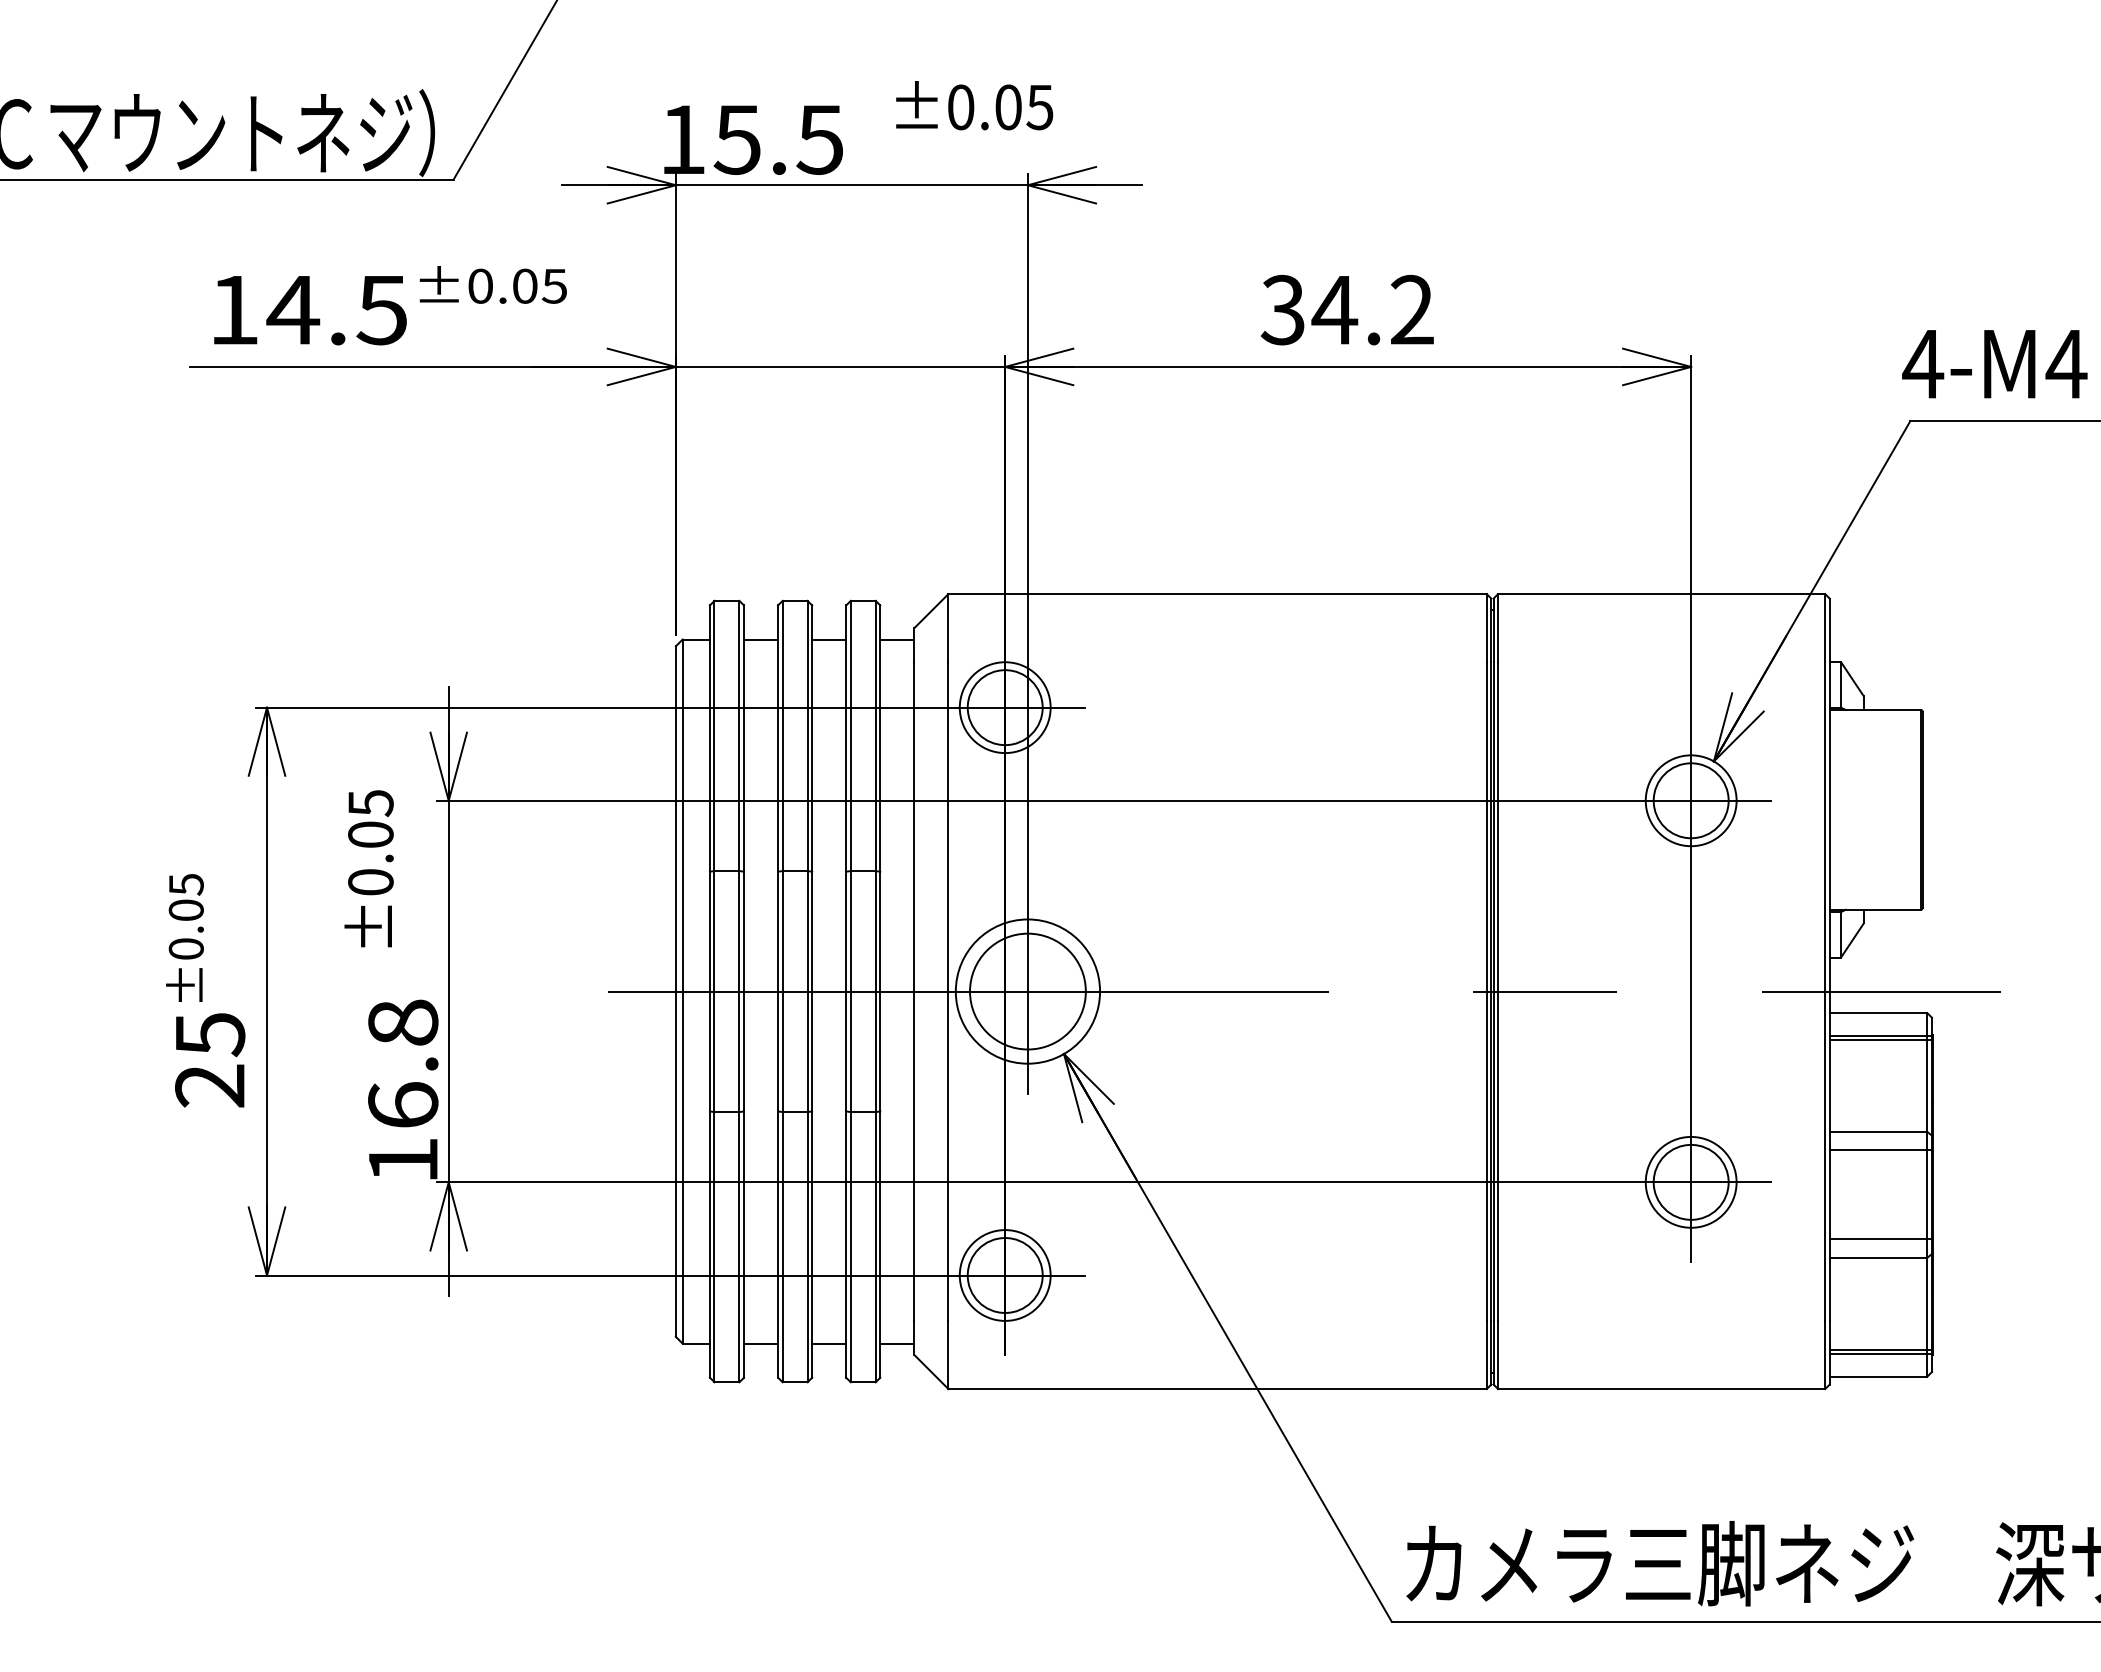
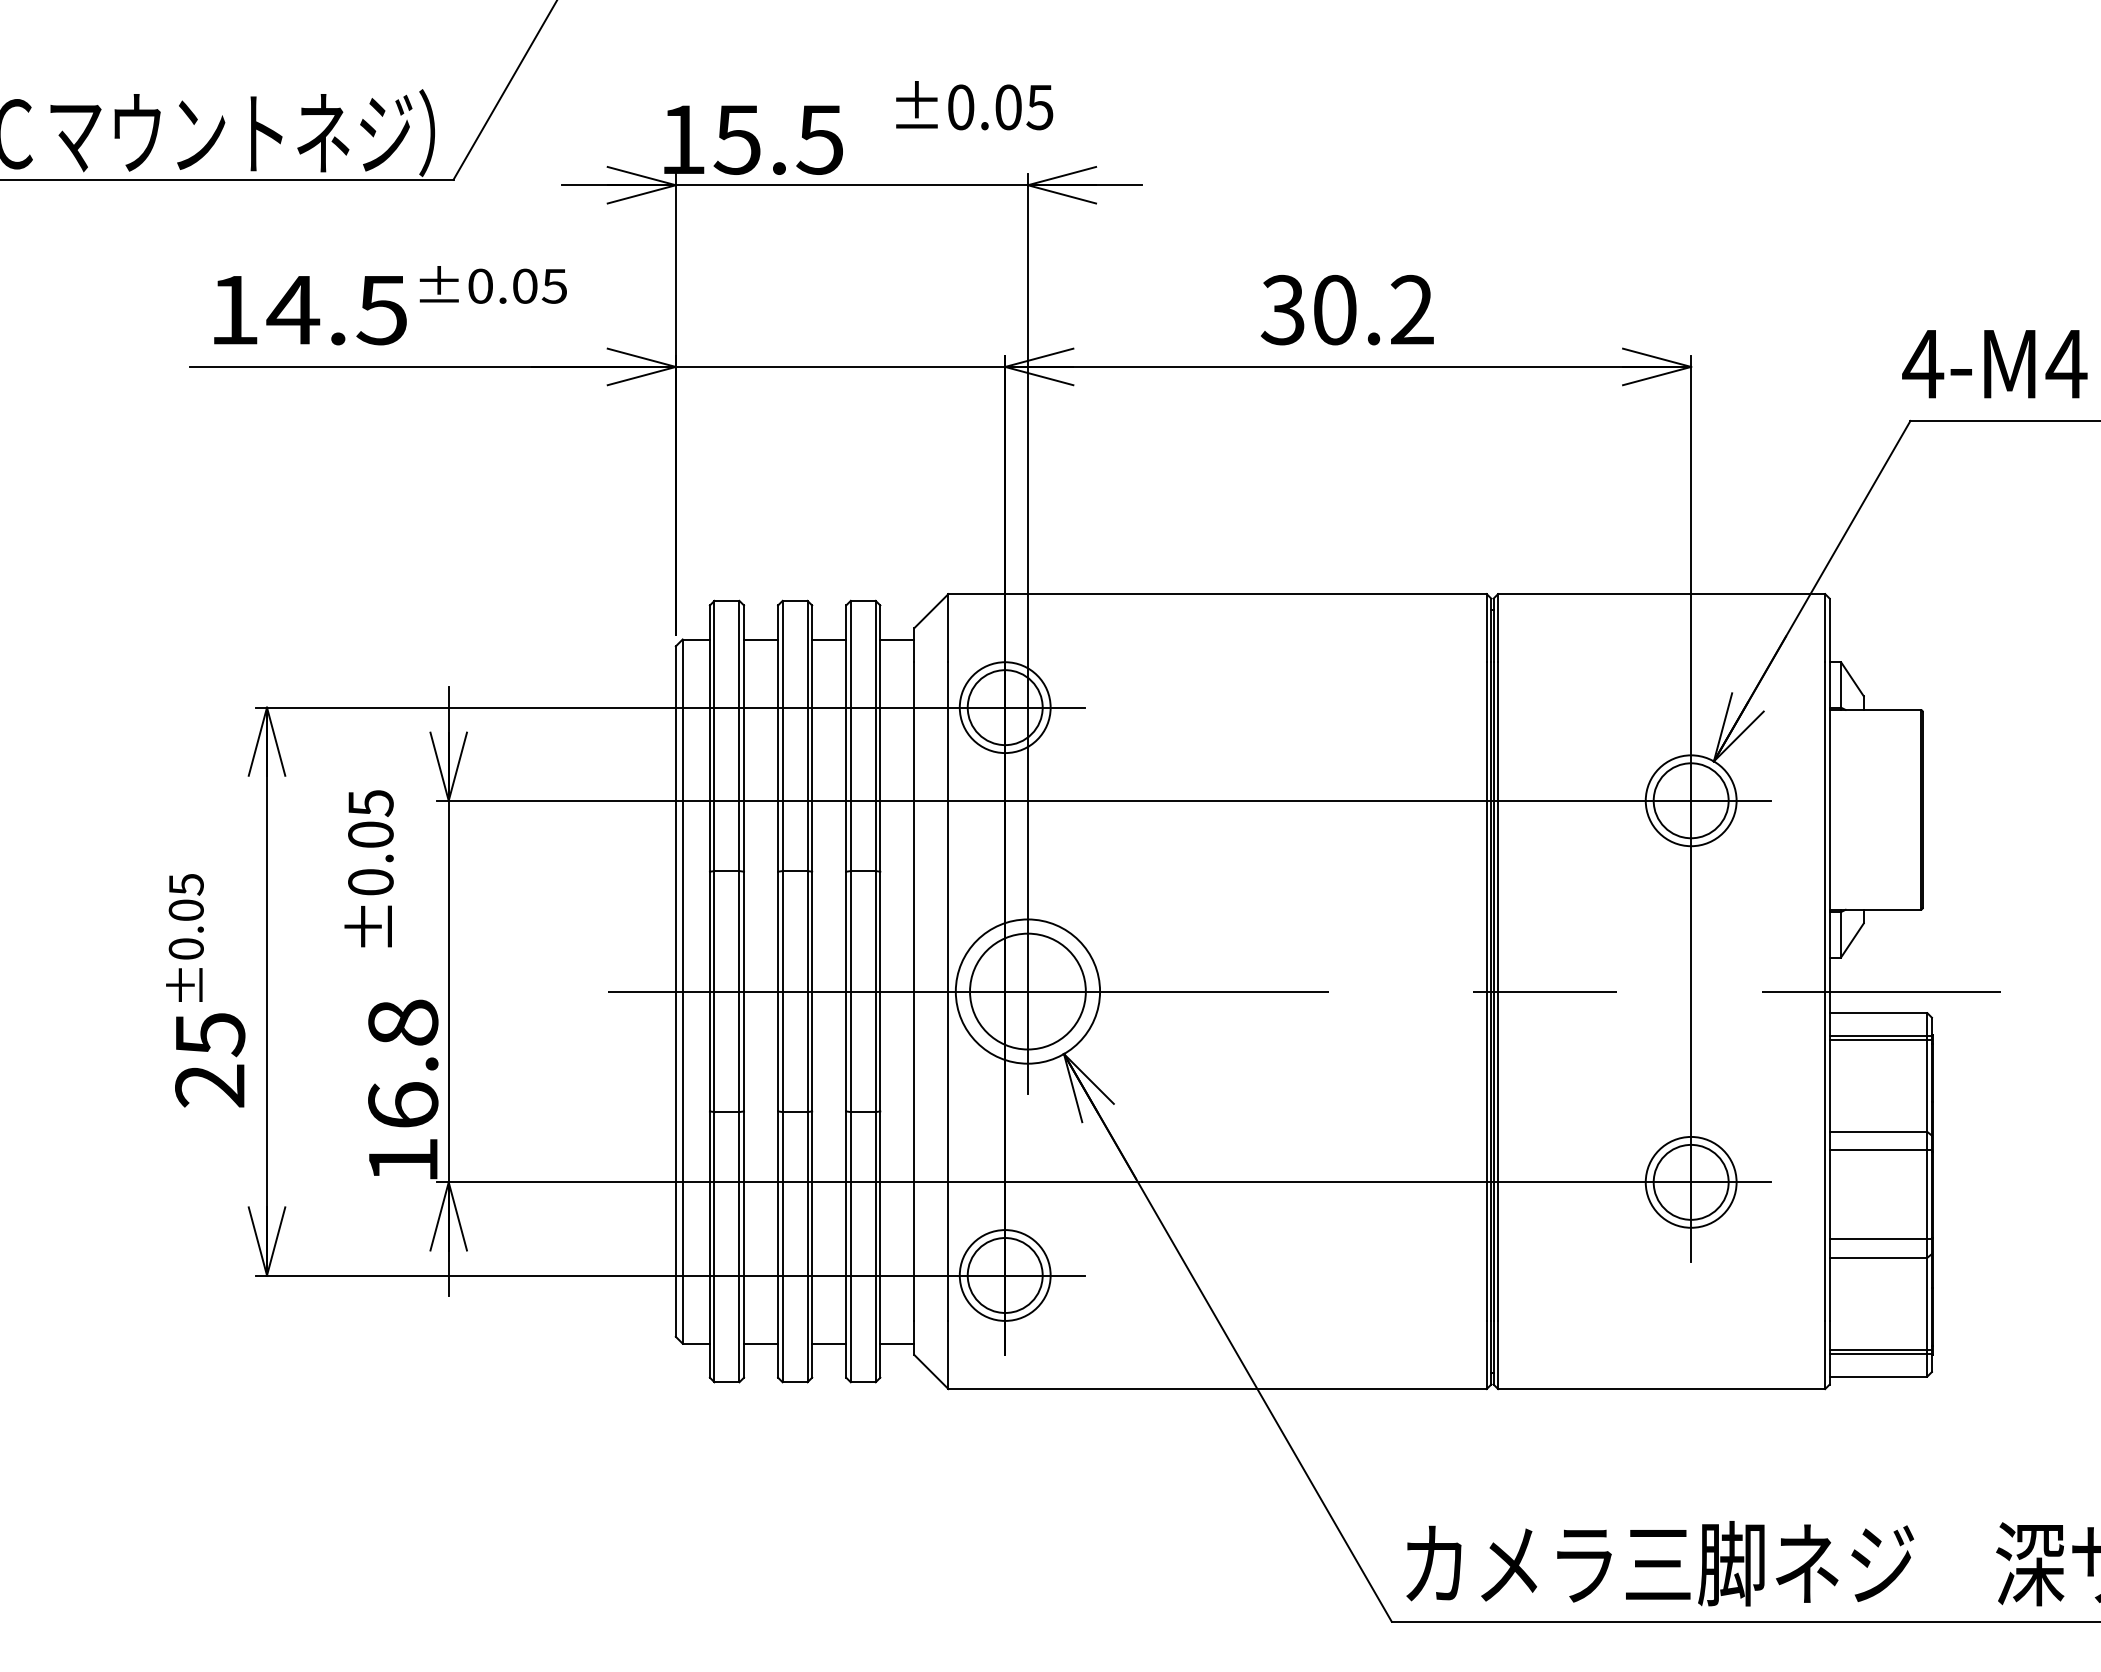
text: 34.2 -> 30.2 (1334, 309)
